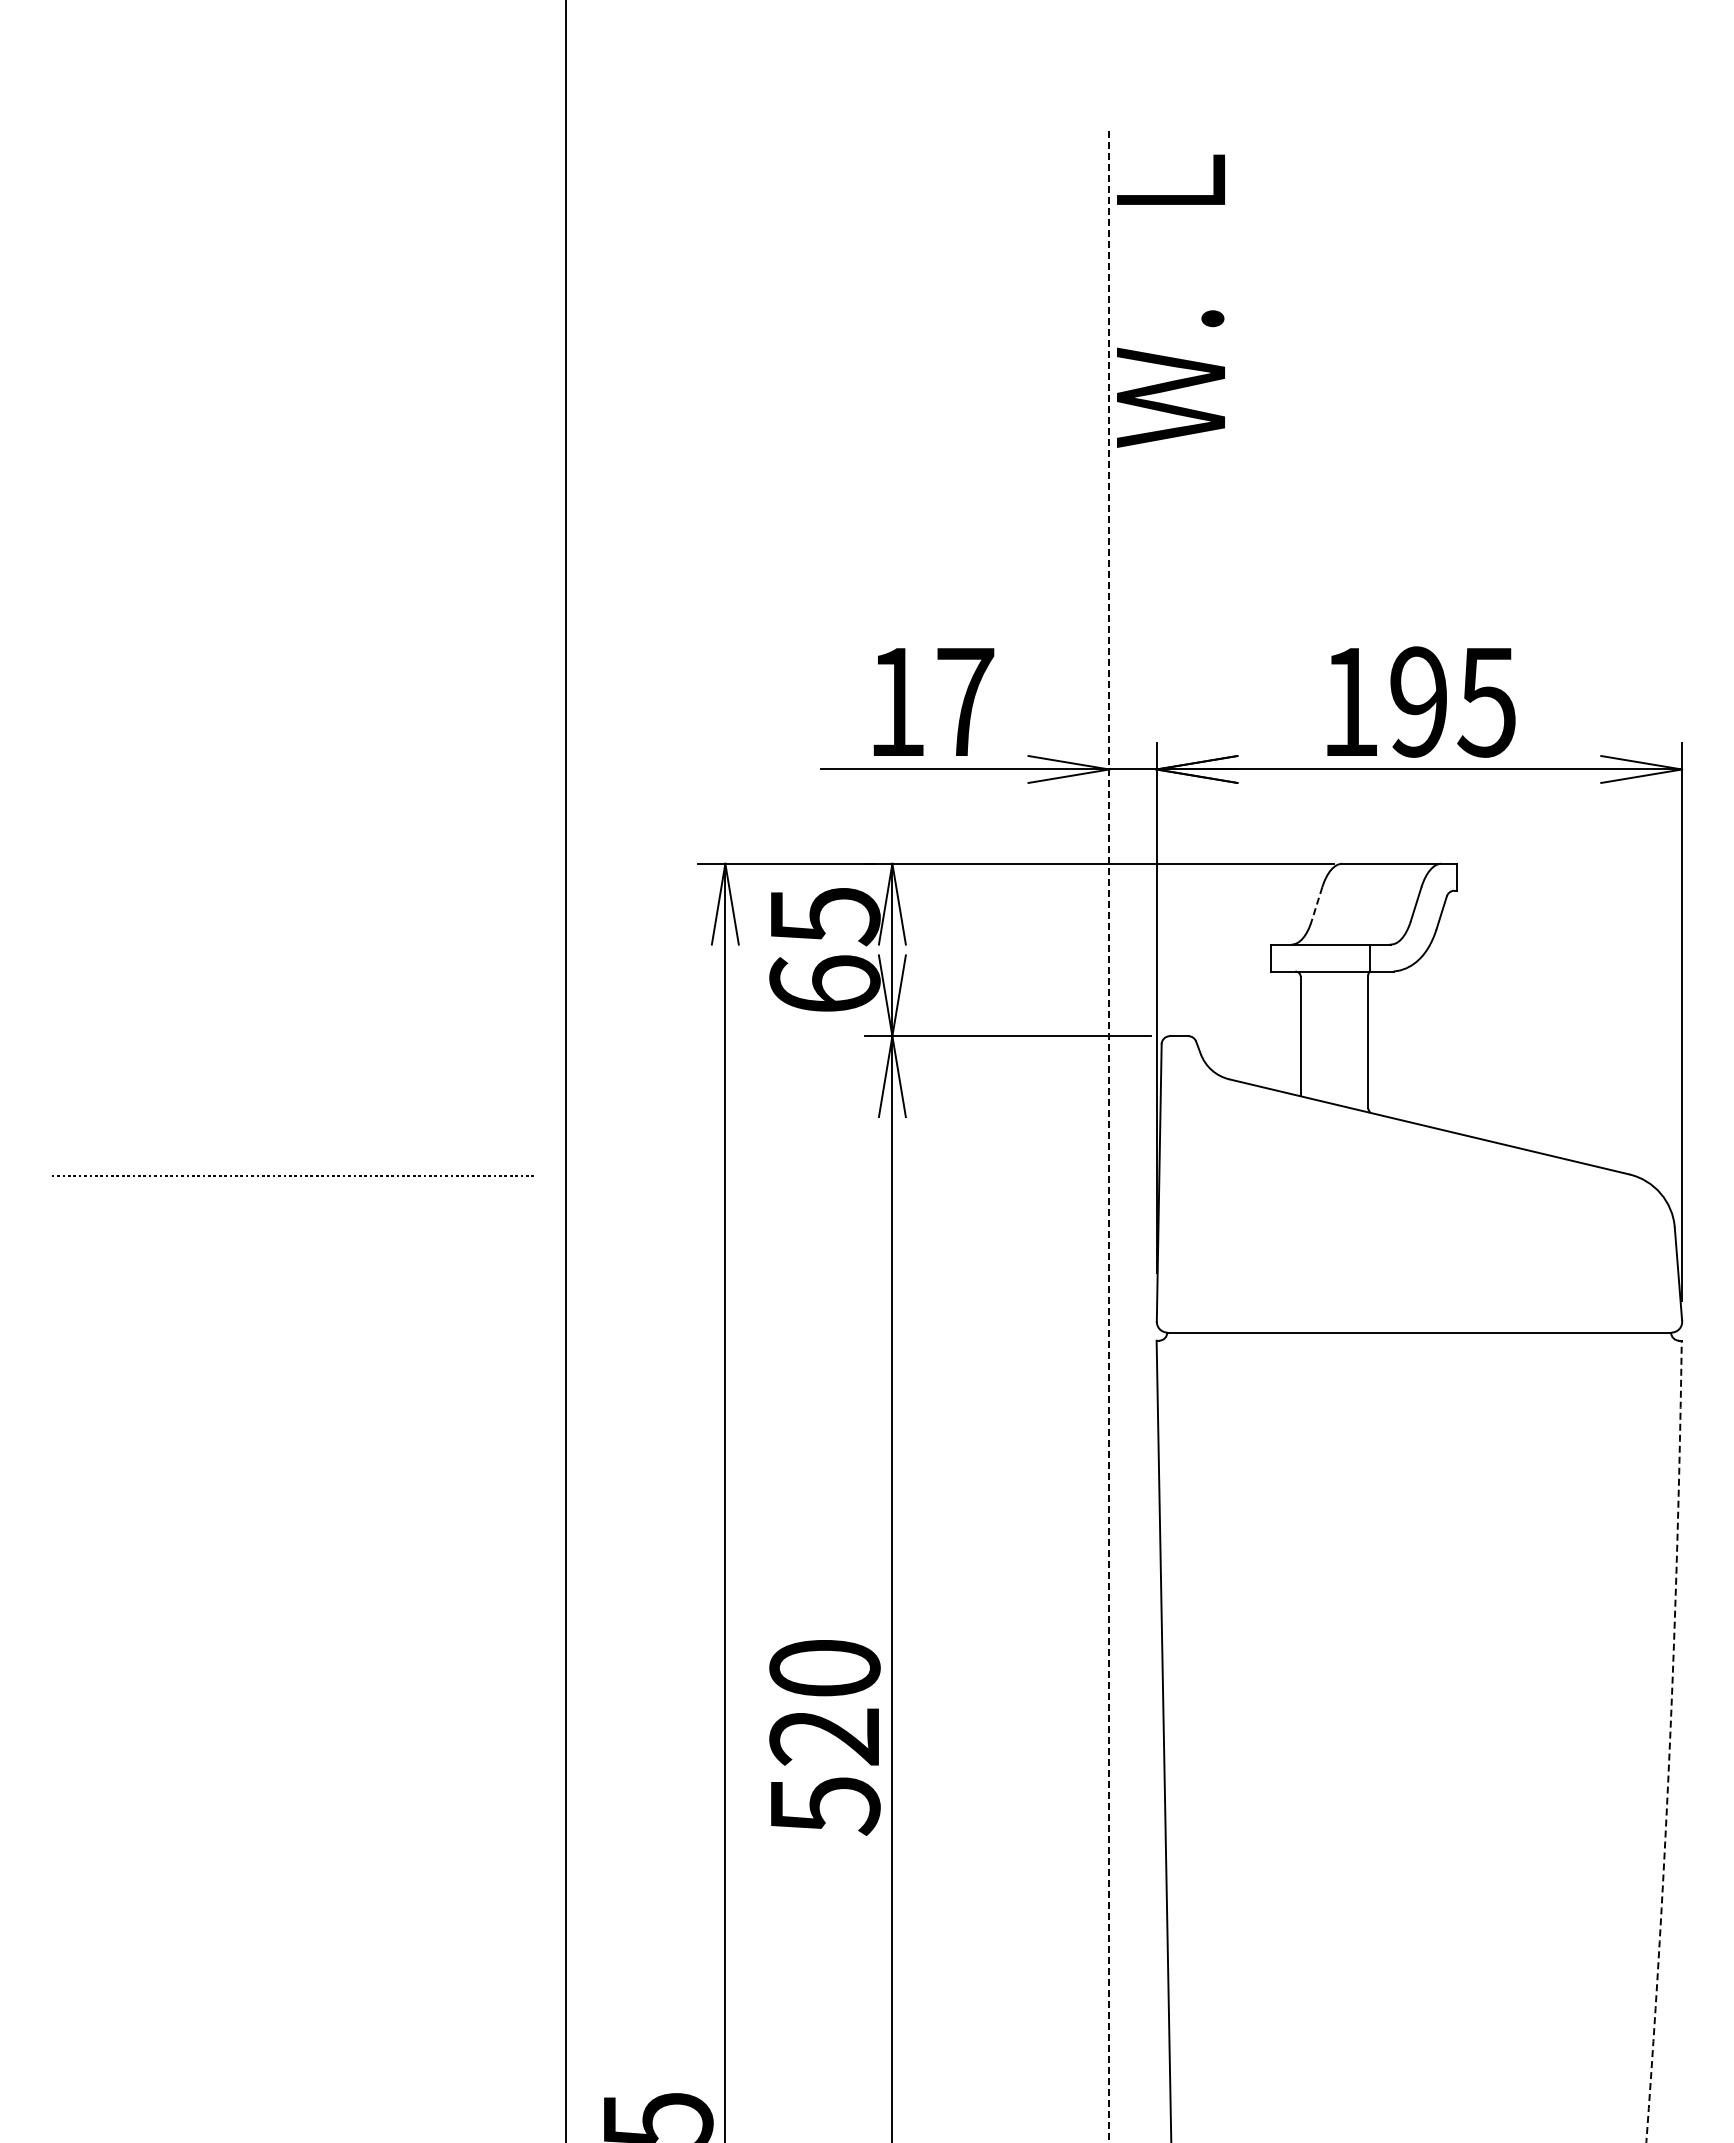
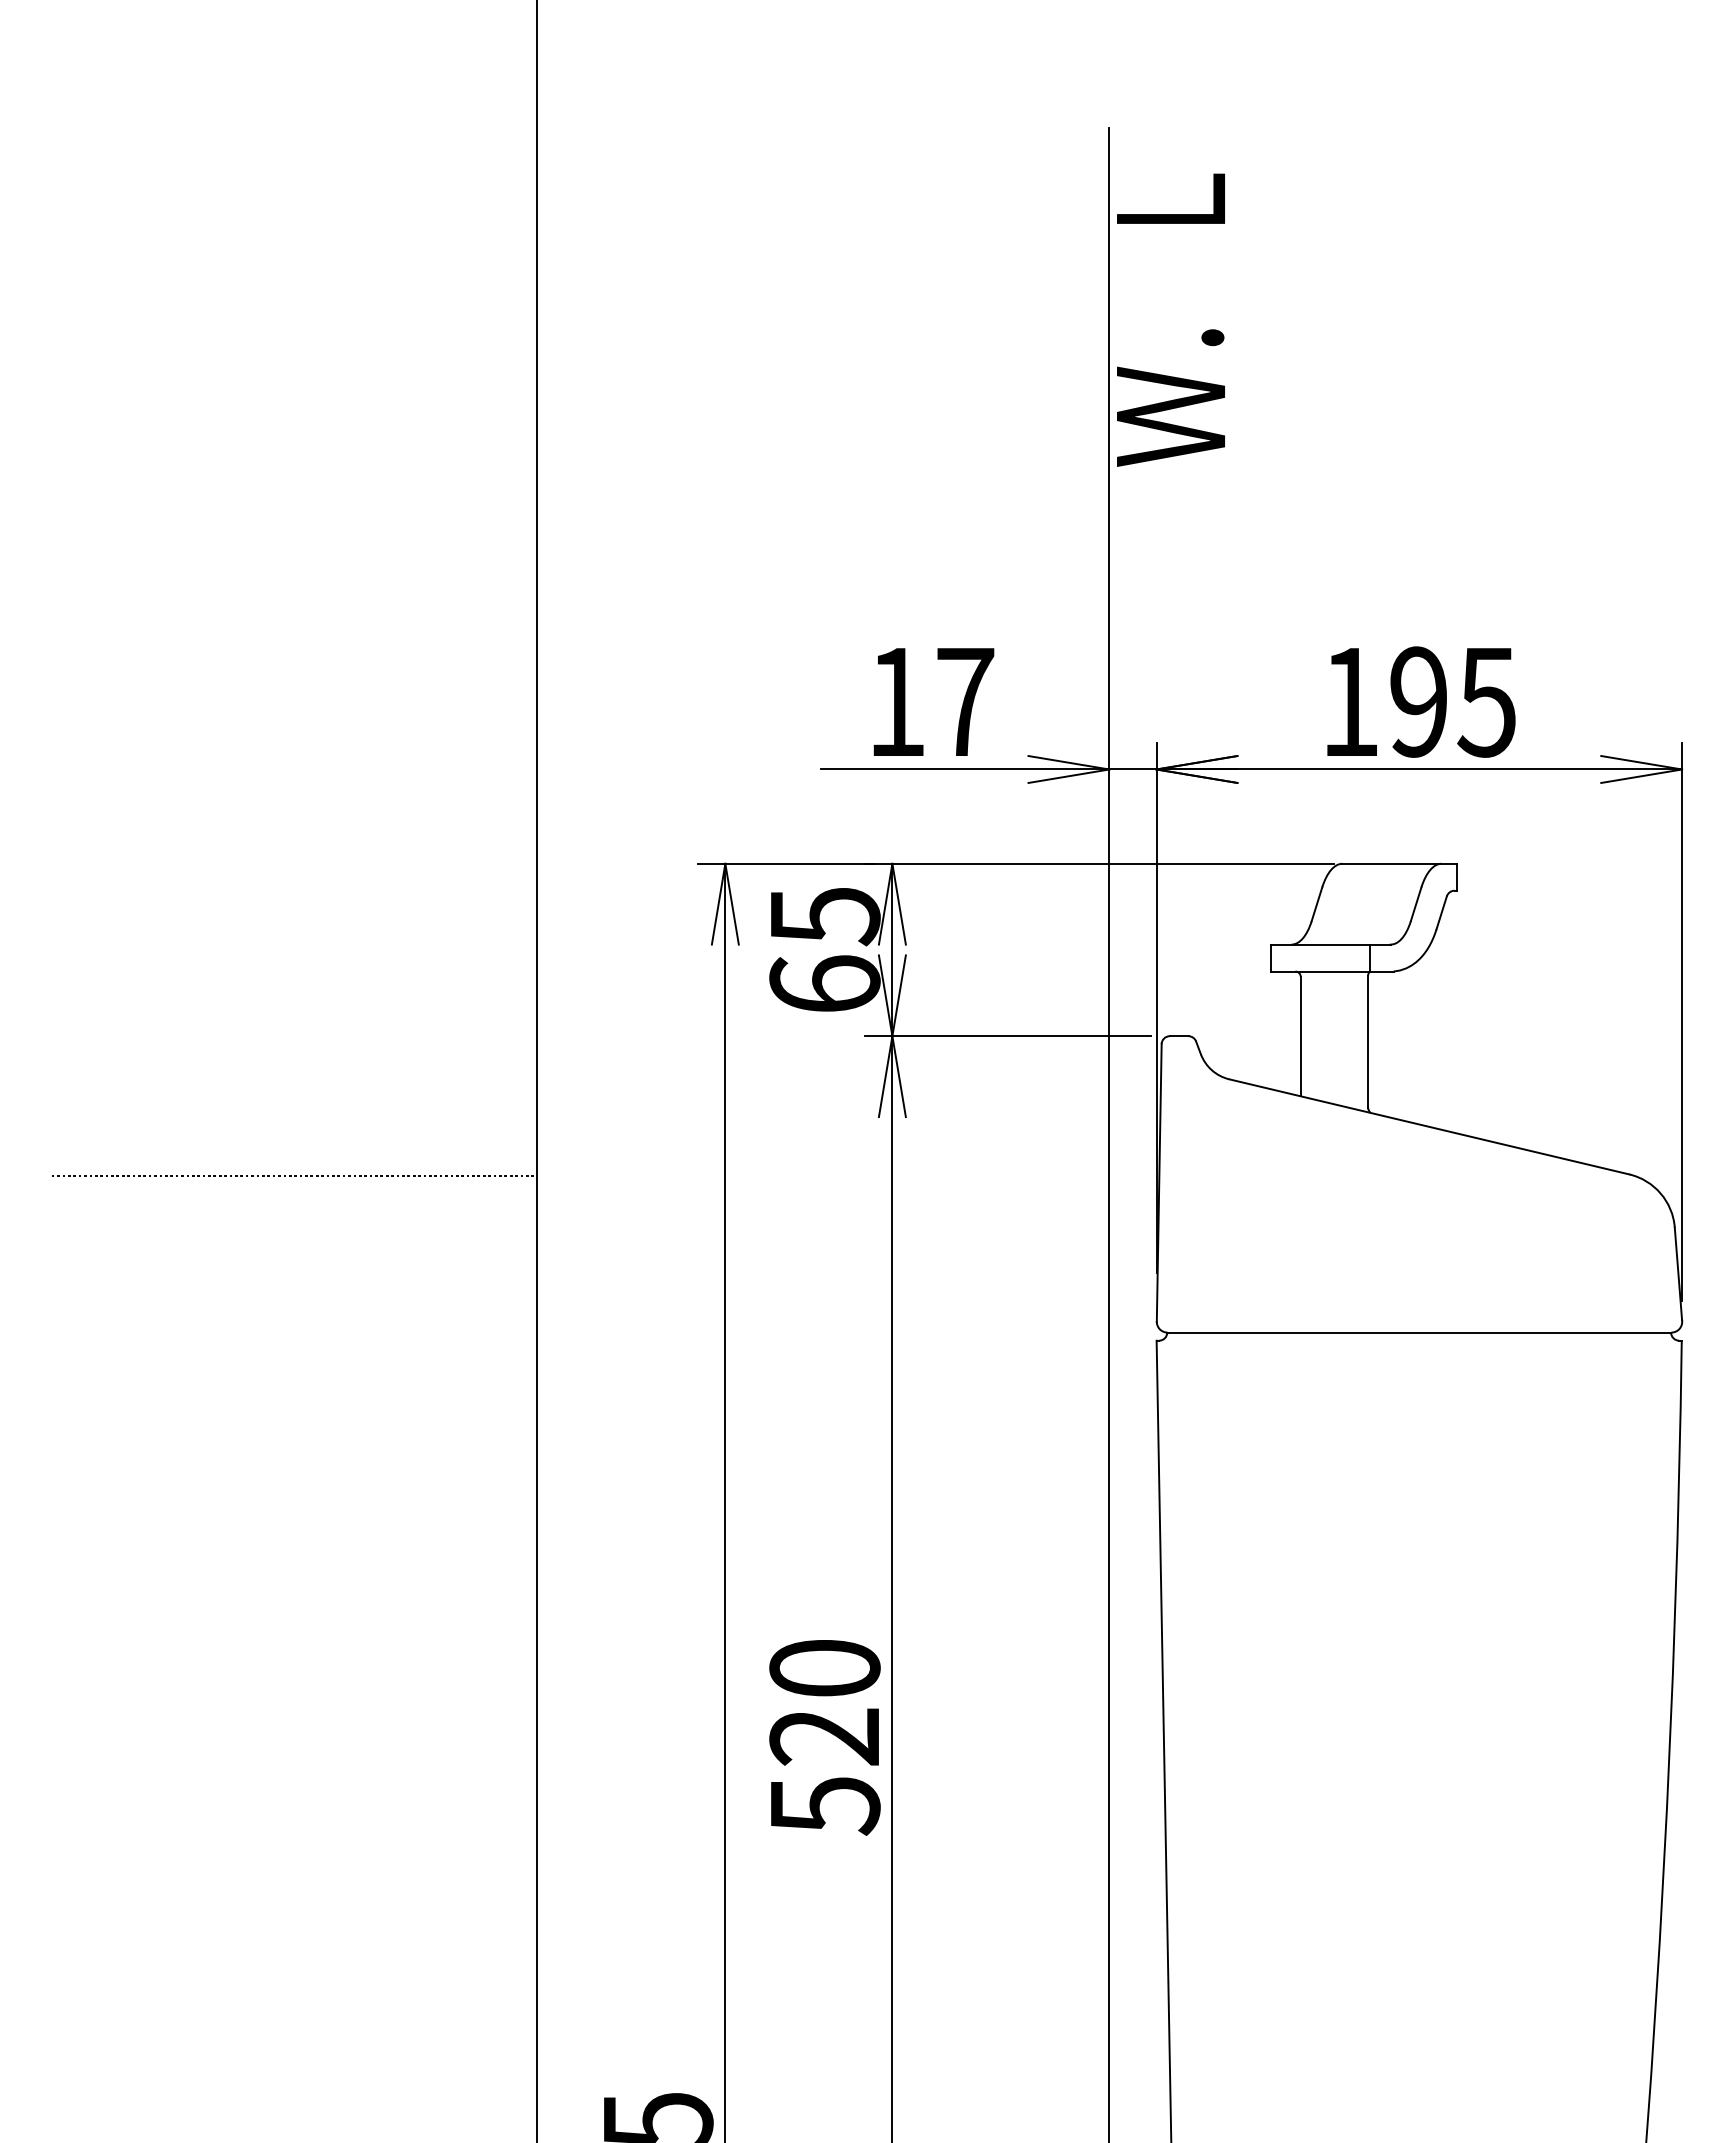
text position: (1170, 300) -> (1170, 319) (1170, 319)
line: dashed -> solid (1317, 904)
line position: (565, 1070) -> (536, 1070) (536, 1070)
line: dashed -> solid (1109, 1135)
arc: dashed -> solid (1670, 1741)
